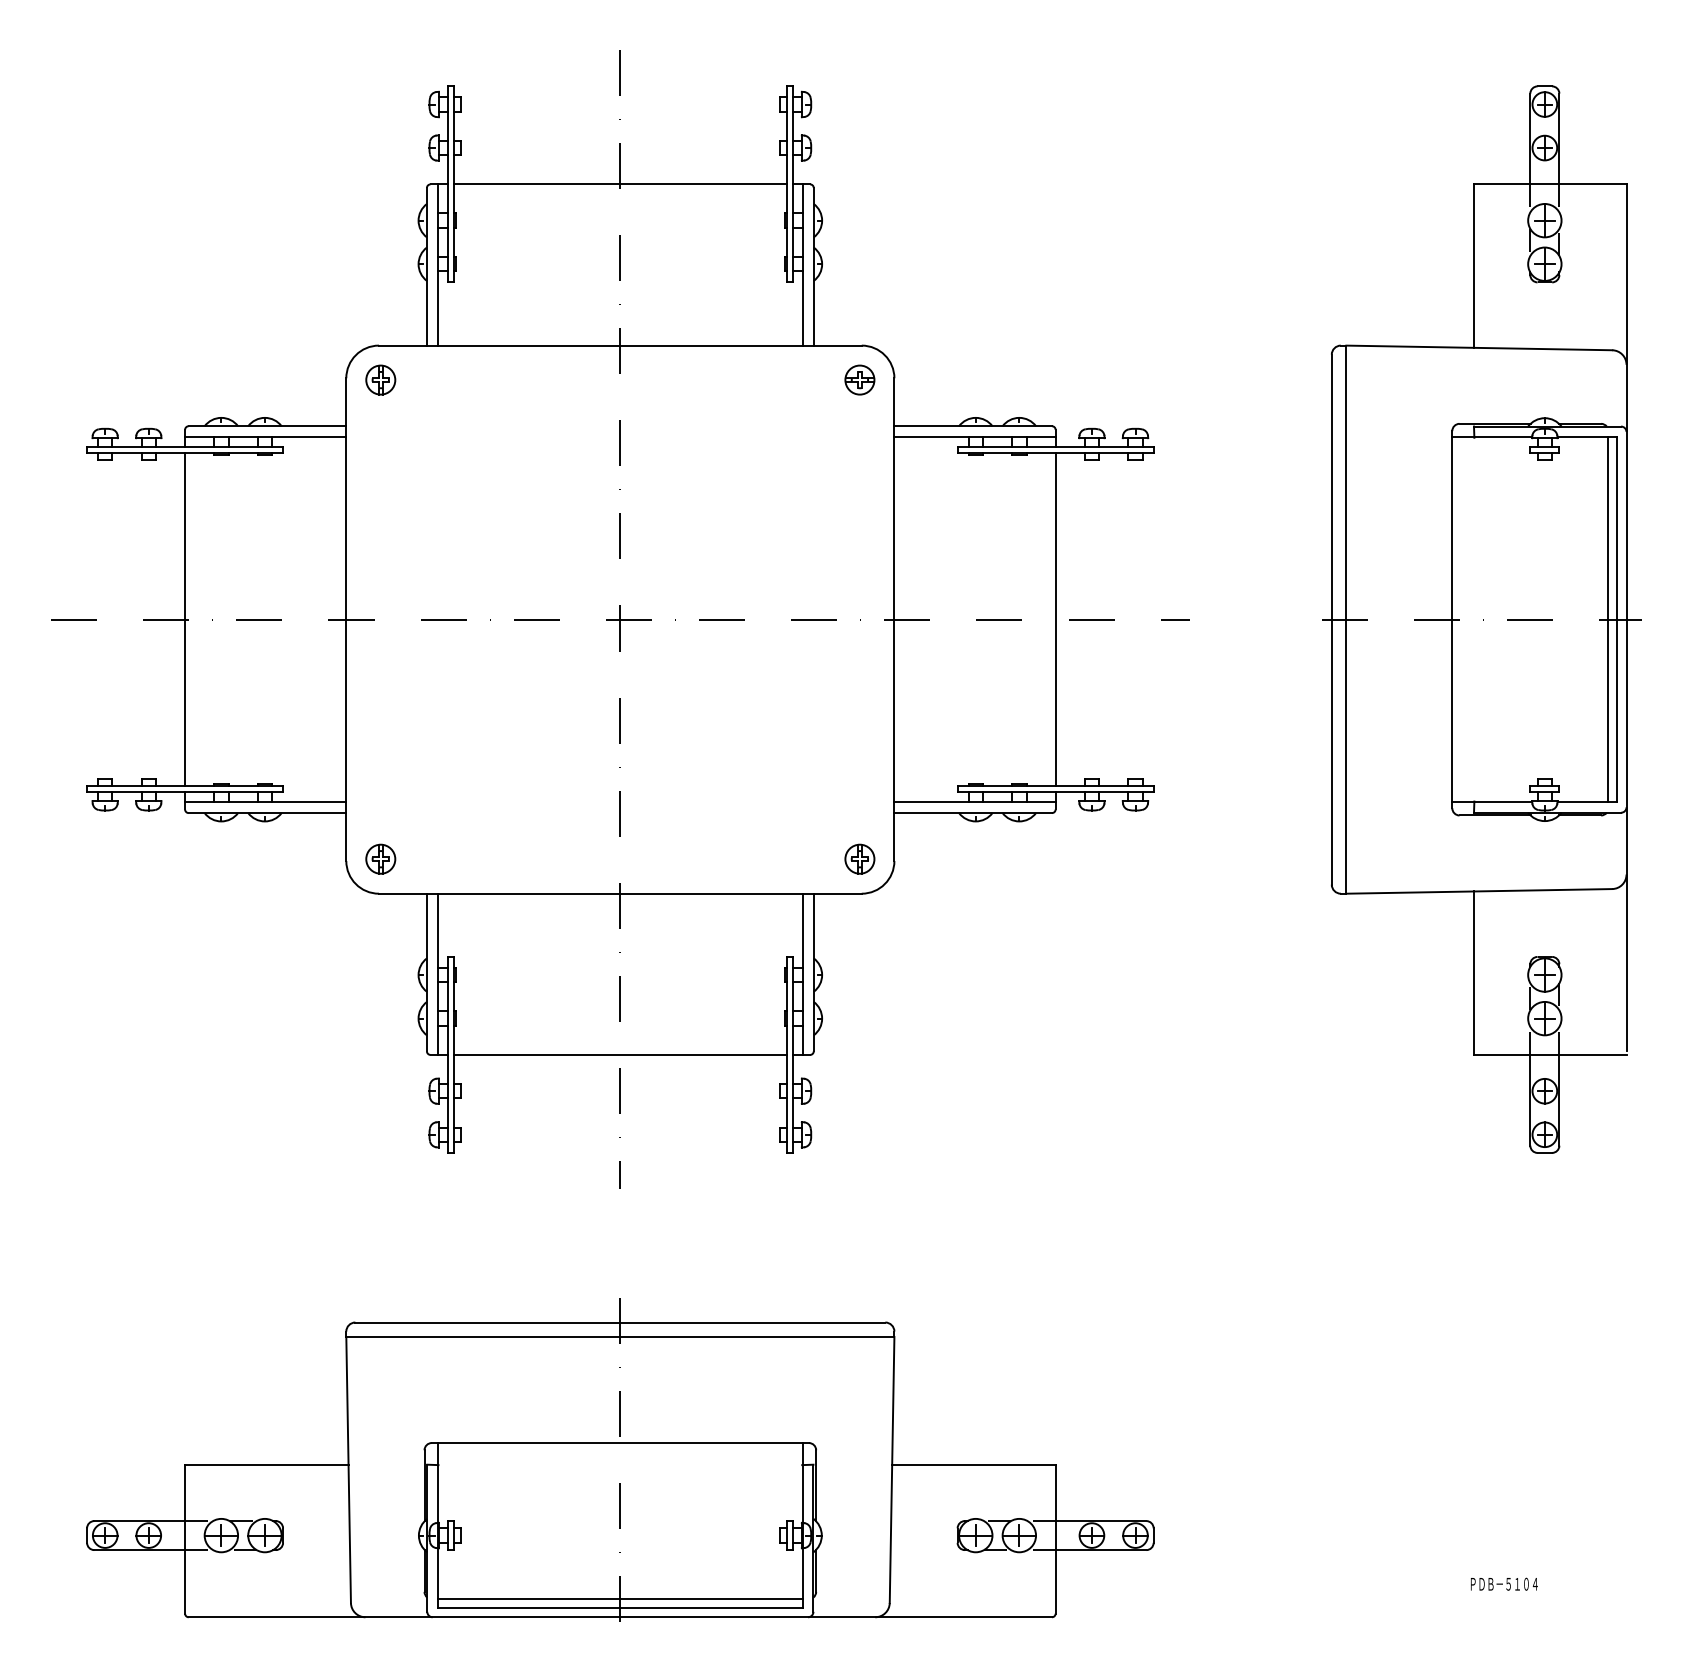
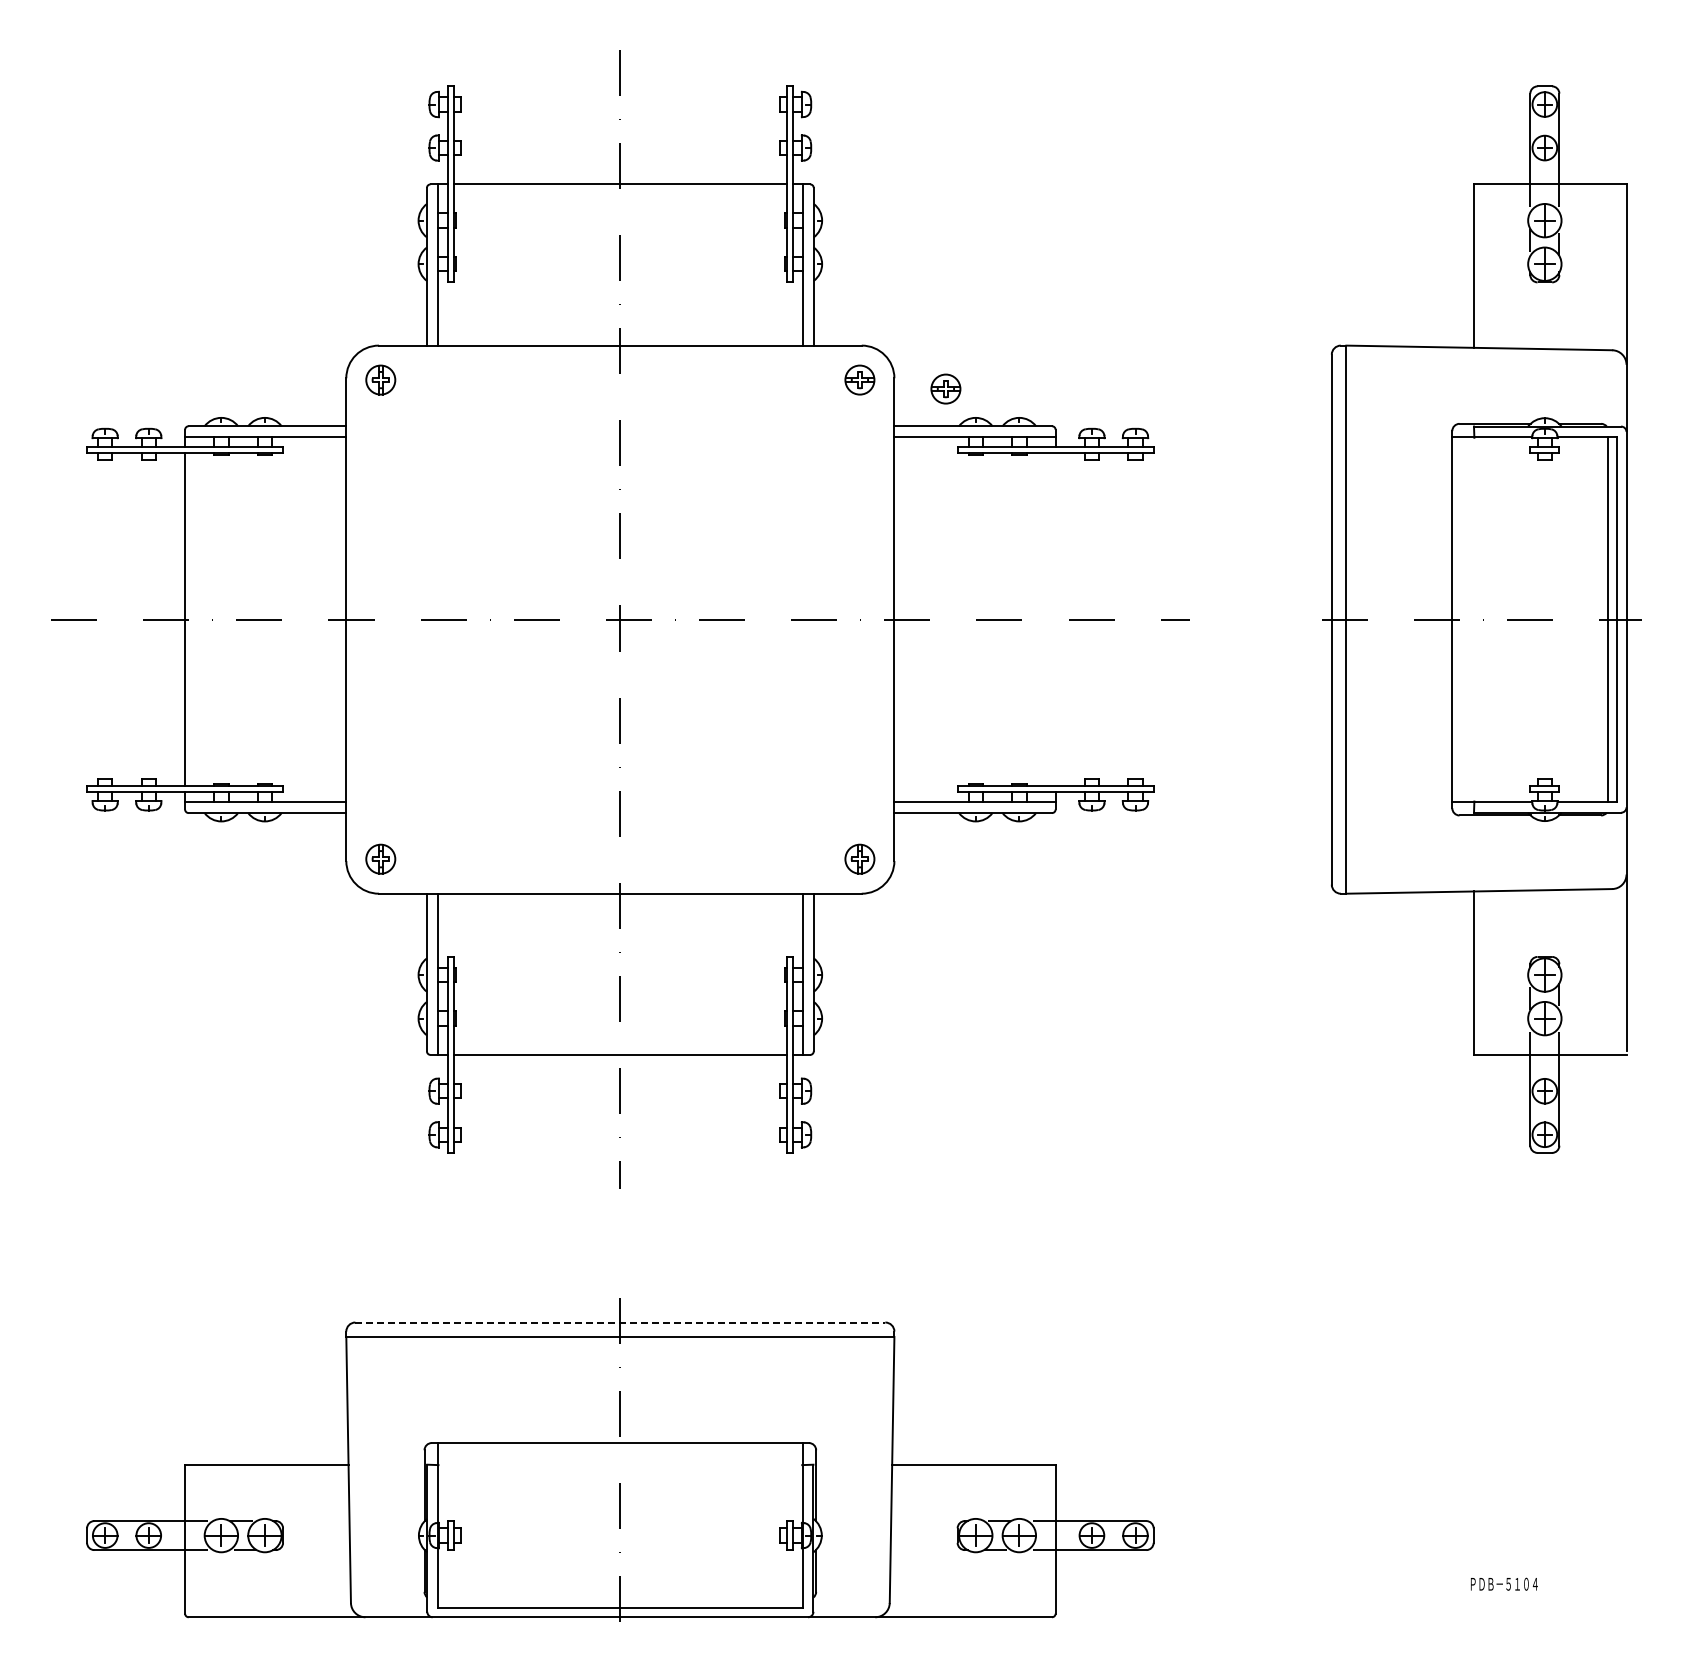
part: none -> present (945, 388)
line: present -> none (1055, 619)
line: solid -> dashed (620, 1322)
line: present -> none (620, 1599)
